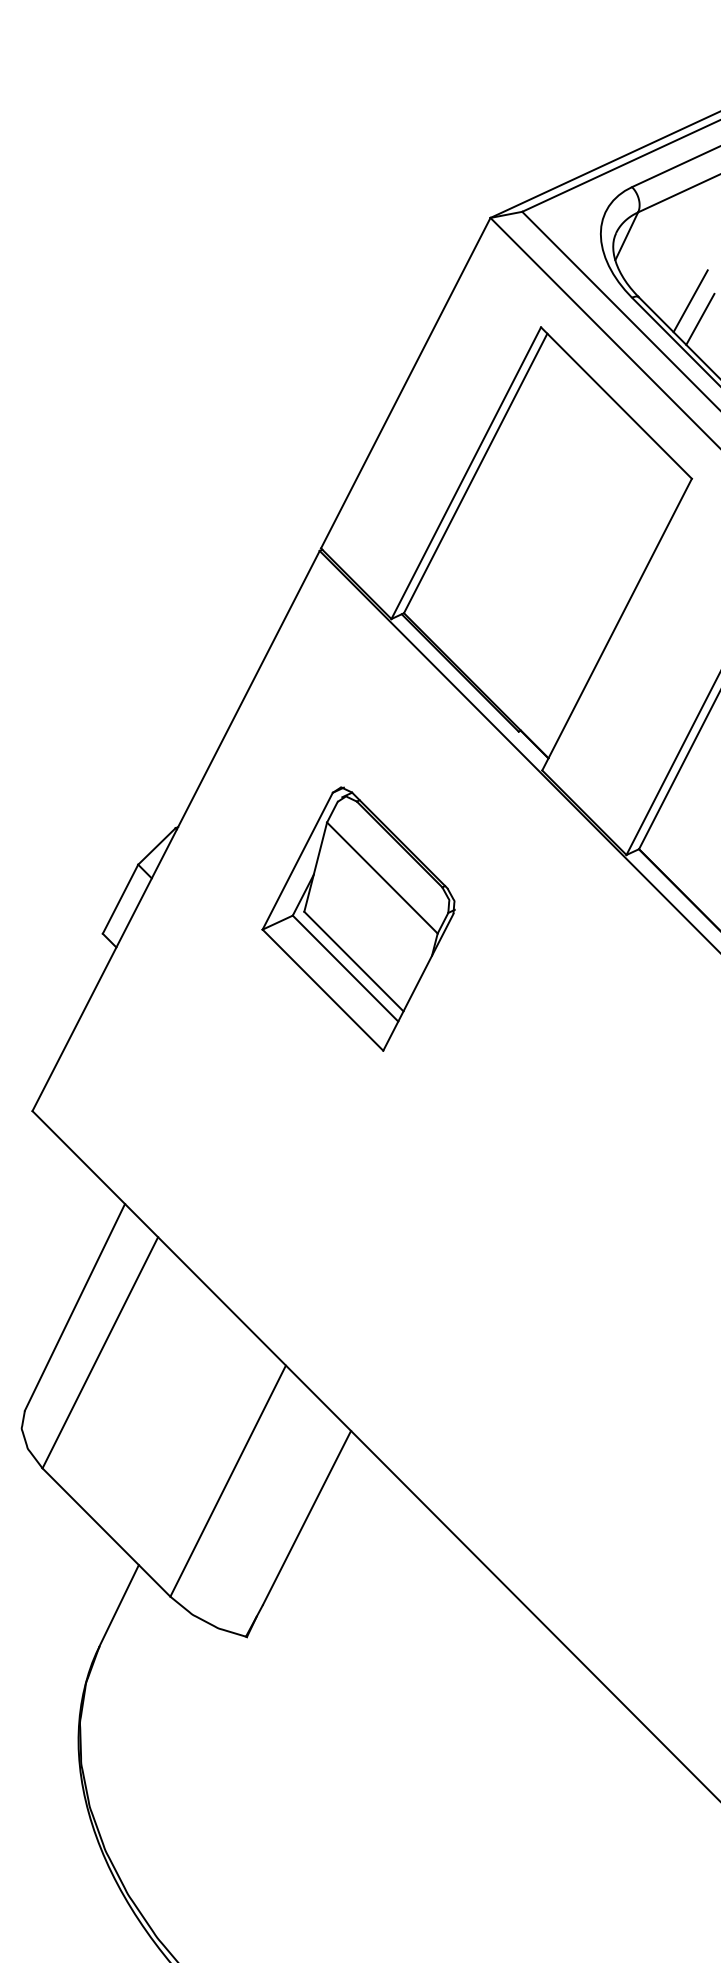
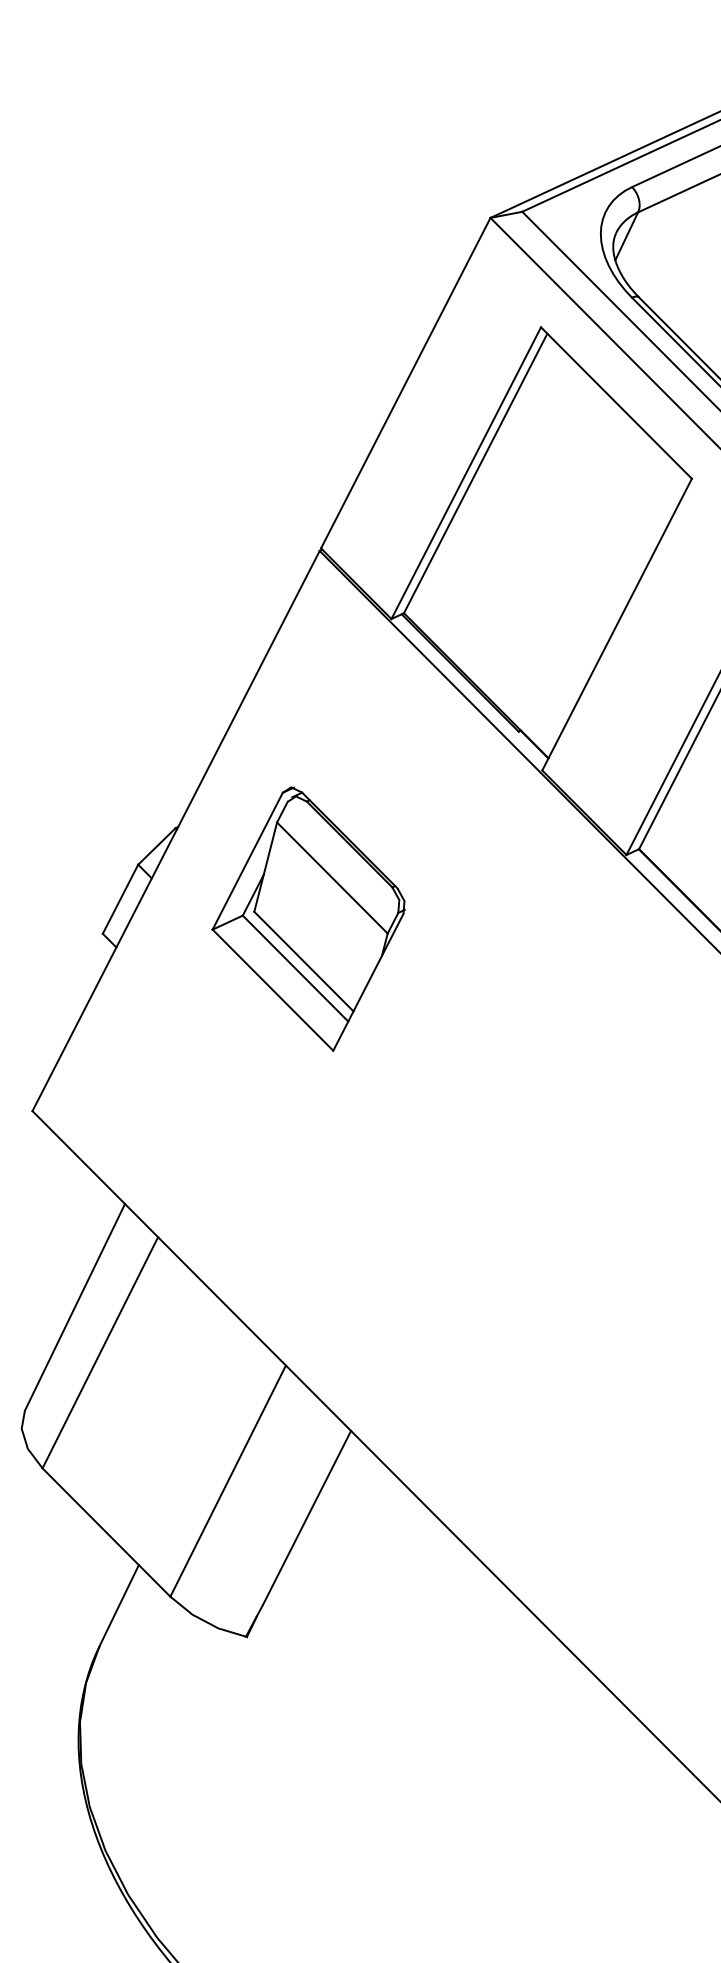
line: present -> none (690, 301)
line: present -> none (700, 318)
part position: (358, 918) -> (308, 918) (308, 918)
